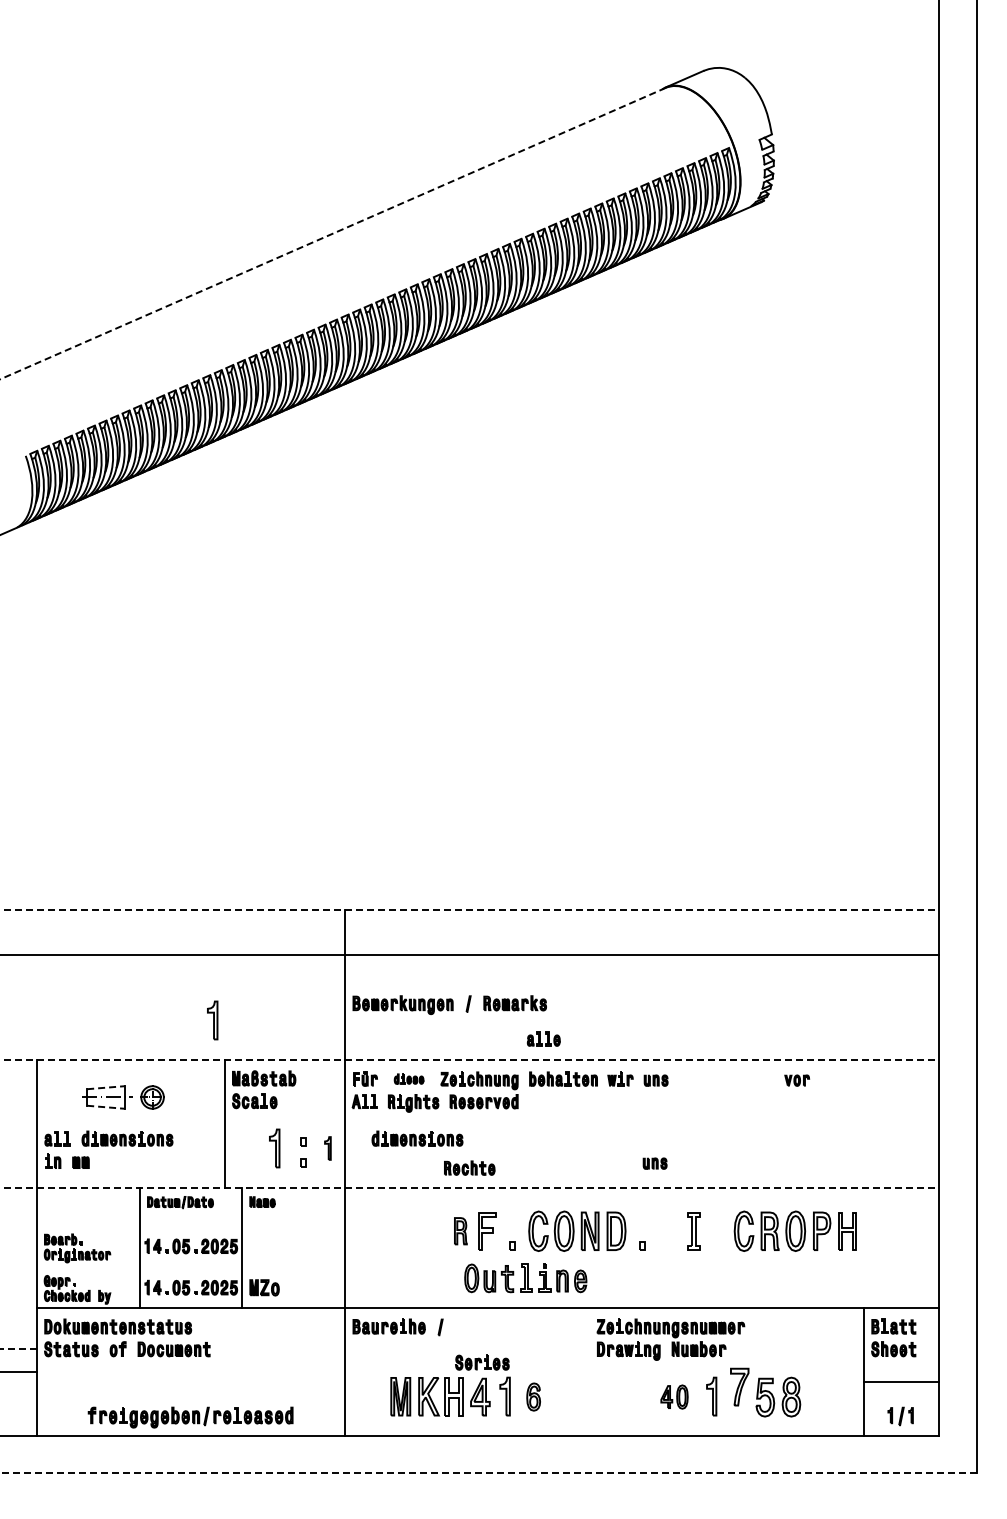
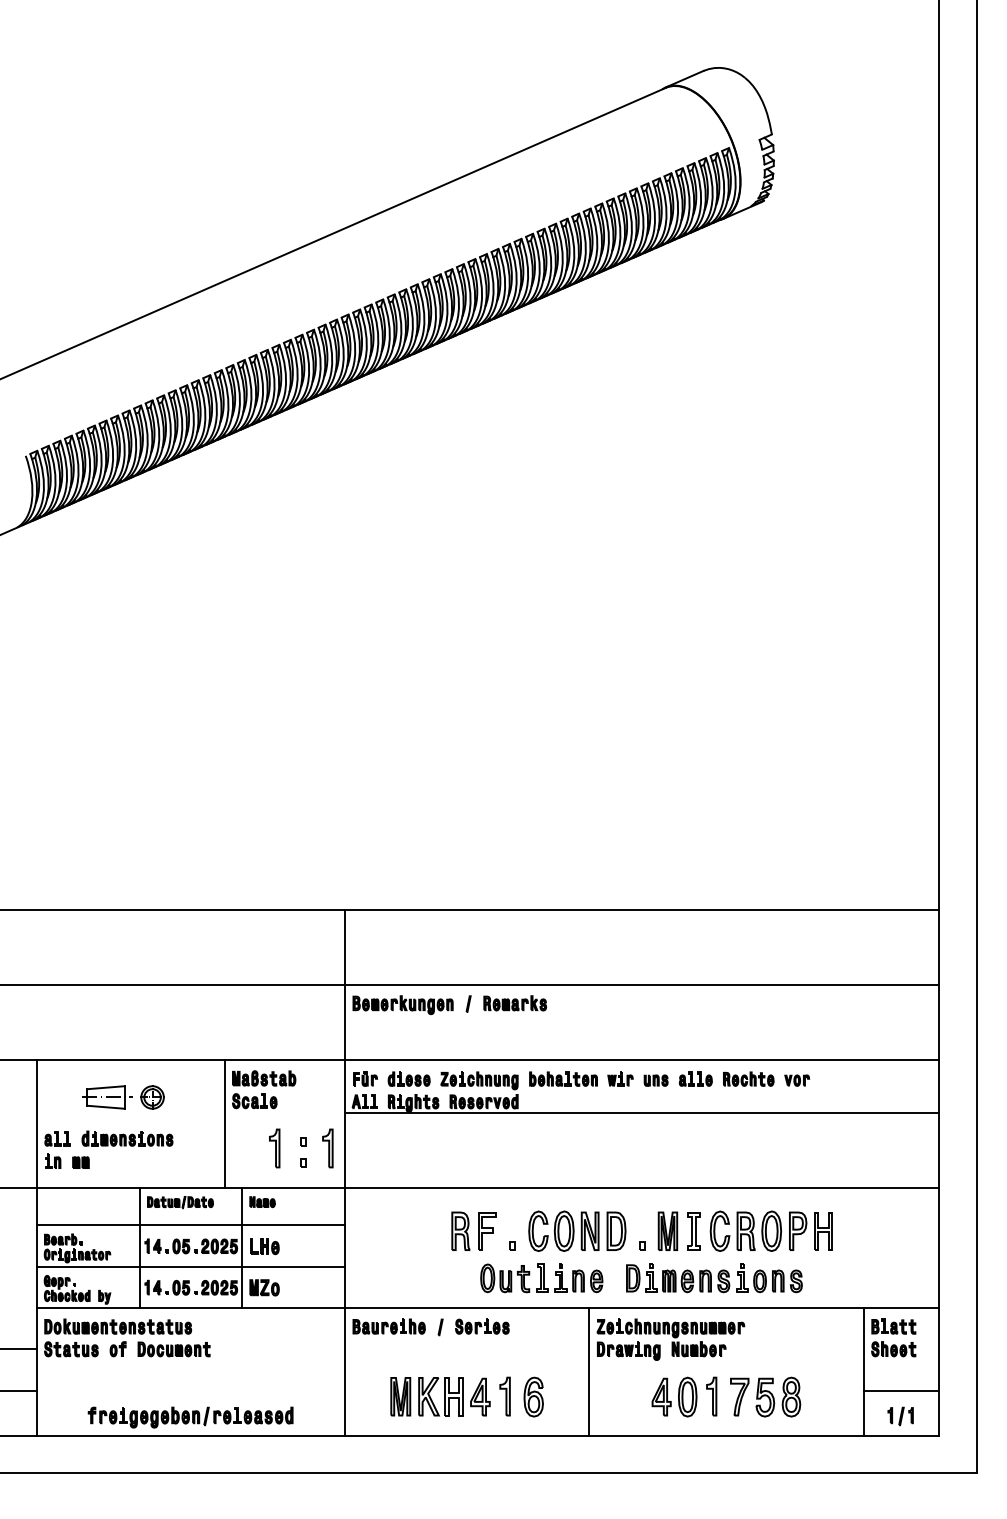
line: dashed -> solid (333, 233)
line: dashed -> solid (470, 909)
line position: (470, 954) -> (470, 984) (470, 984)
part: present -> none (212, 1020)
part position: (543, 1038) -> (695, 1078) (695, 1078)
line: dashed -> solid (470, 1059)
part size: 32x12 px -> 44x16 px (408, 1078)
line: dashed -> solid (105, 1087)
line: dashed -> solid (105, 1107)
line: none -> present (642, 1112)
part: present -> none (417, 1138)
part size: 8x25 px -> 12x41 px (327, 1148)
part: present -> none (654, 1163)
part position: (469, 1167) -> (748, 1078) (748, 1078)
line: dashed -> solid (470, 1187)
line: none -> present (190, 1225)
part: none -> present (667, 1230)
part position: (794, 1230) -> (770, 1230) (770, 1230)
part size: 14x29 px -> 20x40 px (460, 1230)
part: none -> present (264, 1246)
line: none -> present (190, 1266)
part position: (525, 1278) -> (541, 1278) (541, 1278)
part: none -> present (714, 1278)
line: dashed -> solid (18, 1349)
part position: (482, 1362) -> (482, 1326) (482, 1326)
line position: (19, 1371) -> (19, 1390) (19, 1390)
line: none -> present (589, 1371)
line position: (901, 1381) -> (901, 1390) (901, 1390)
part position: (739, 1386) -> (739, 1396) (739, 1396)
part size: 15x30 px -> 21x42 px (533, 1396)
part size: 29x26 px -> 47x42 px (674, 1396)
line: dashed -> solid (488, 1473)
